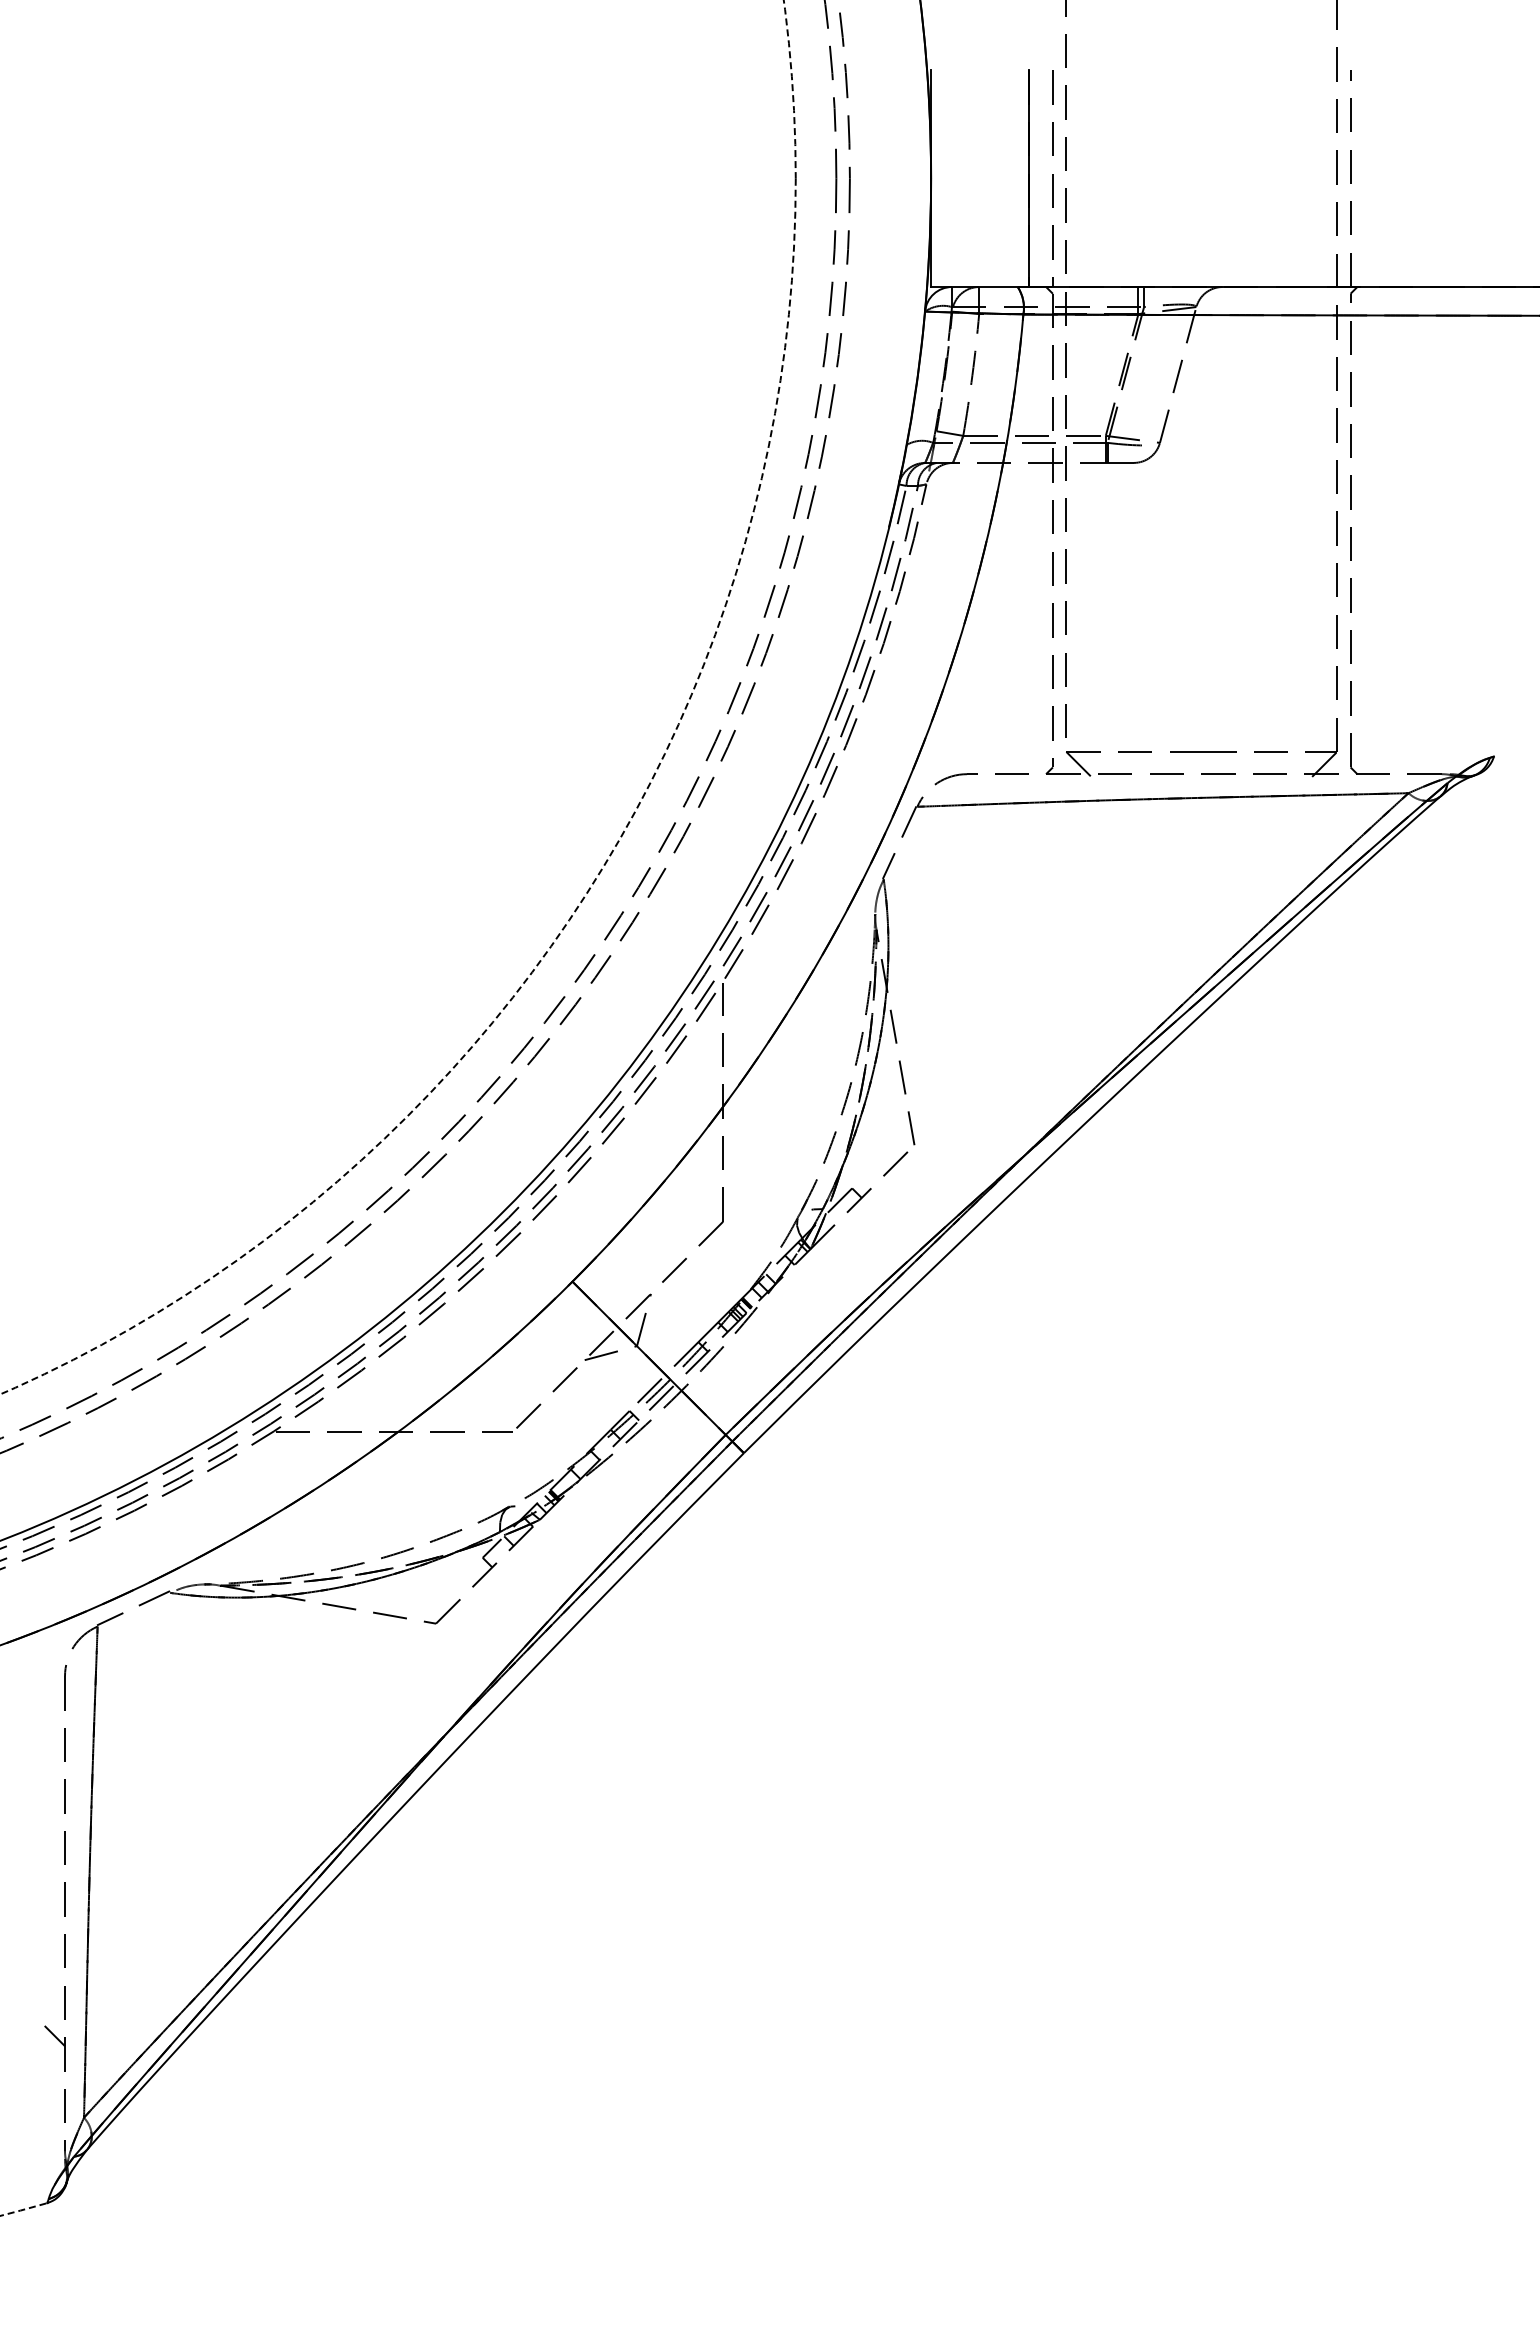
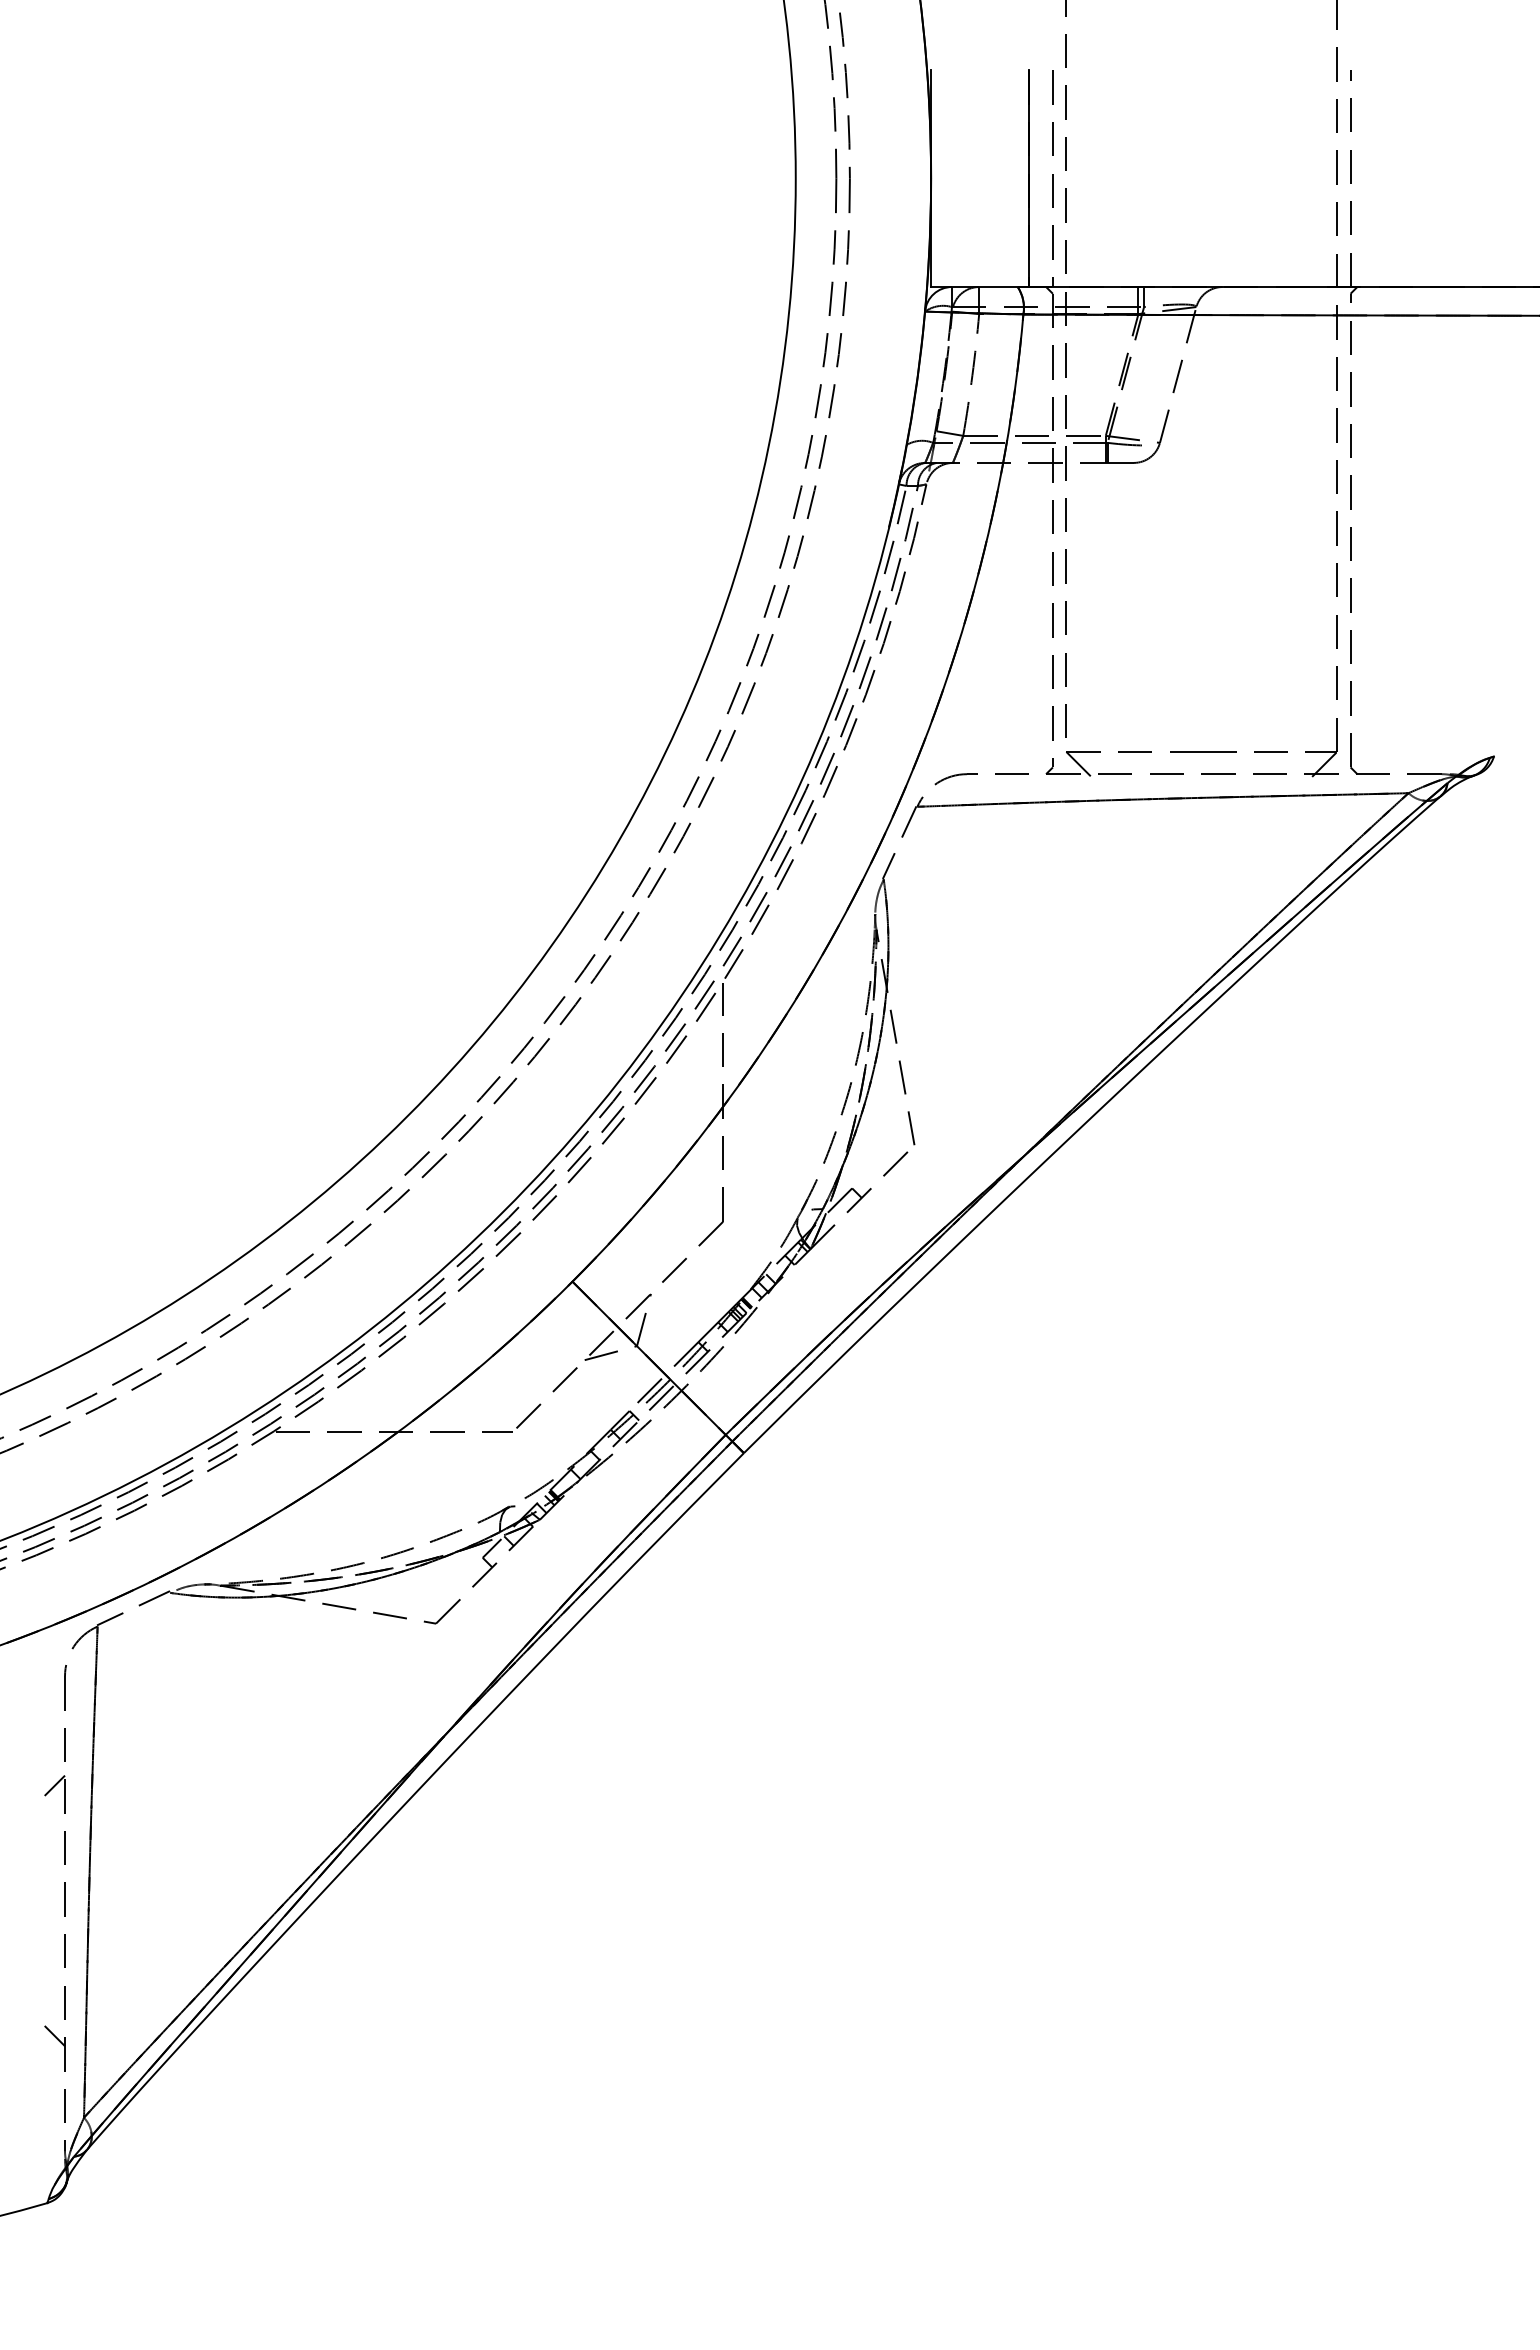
circle: dashed -> solid (397, 697)
line: none -> present (54, 1785)
arc: dashed -> solid (24, 2209)
